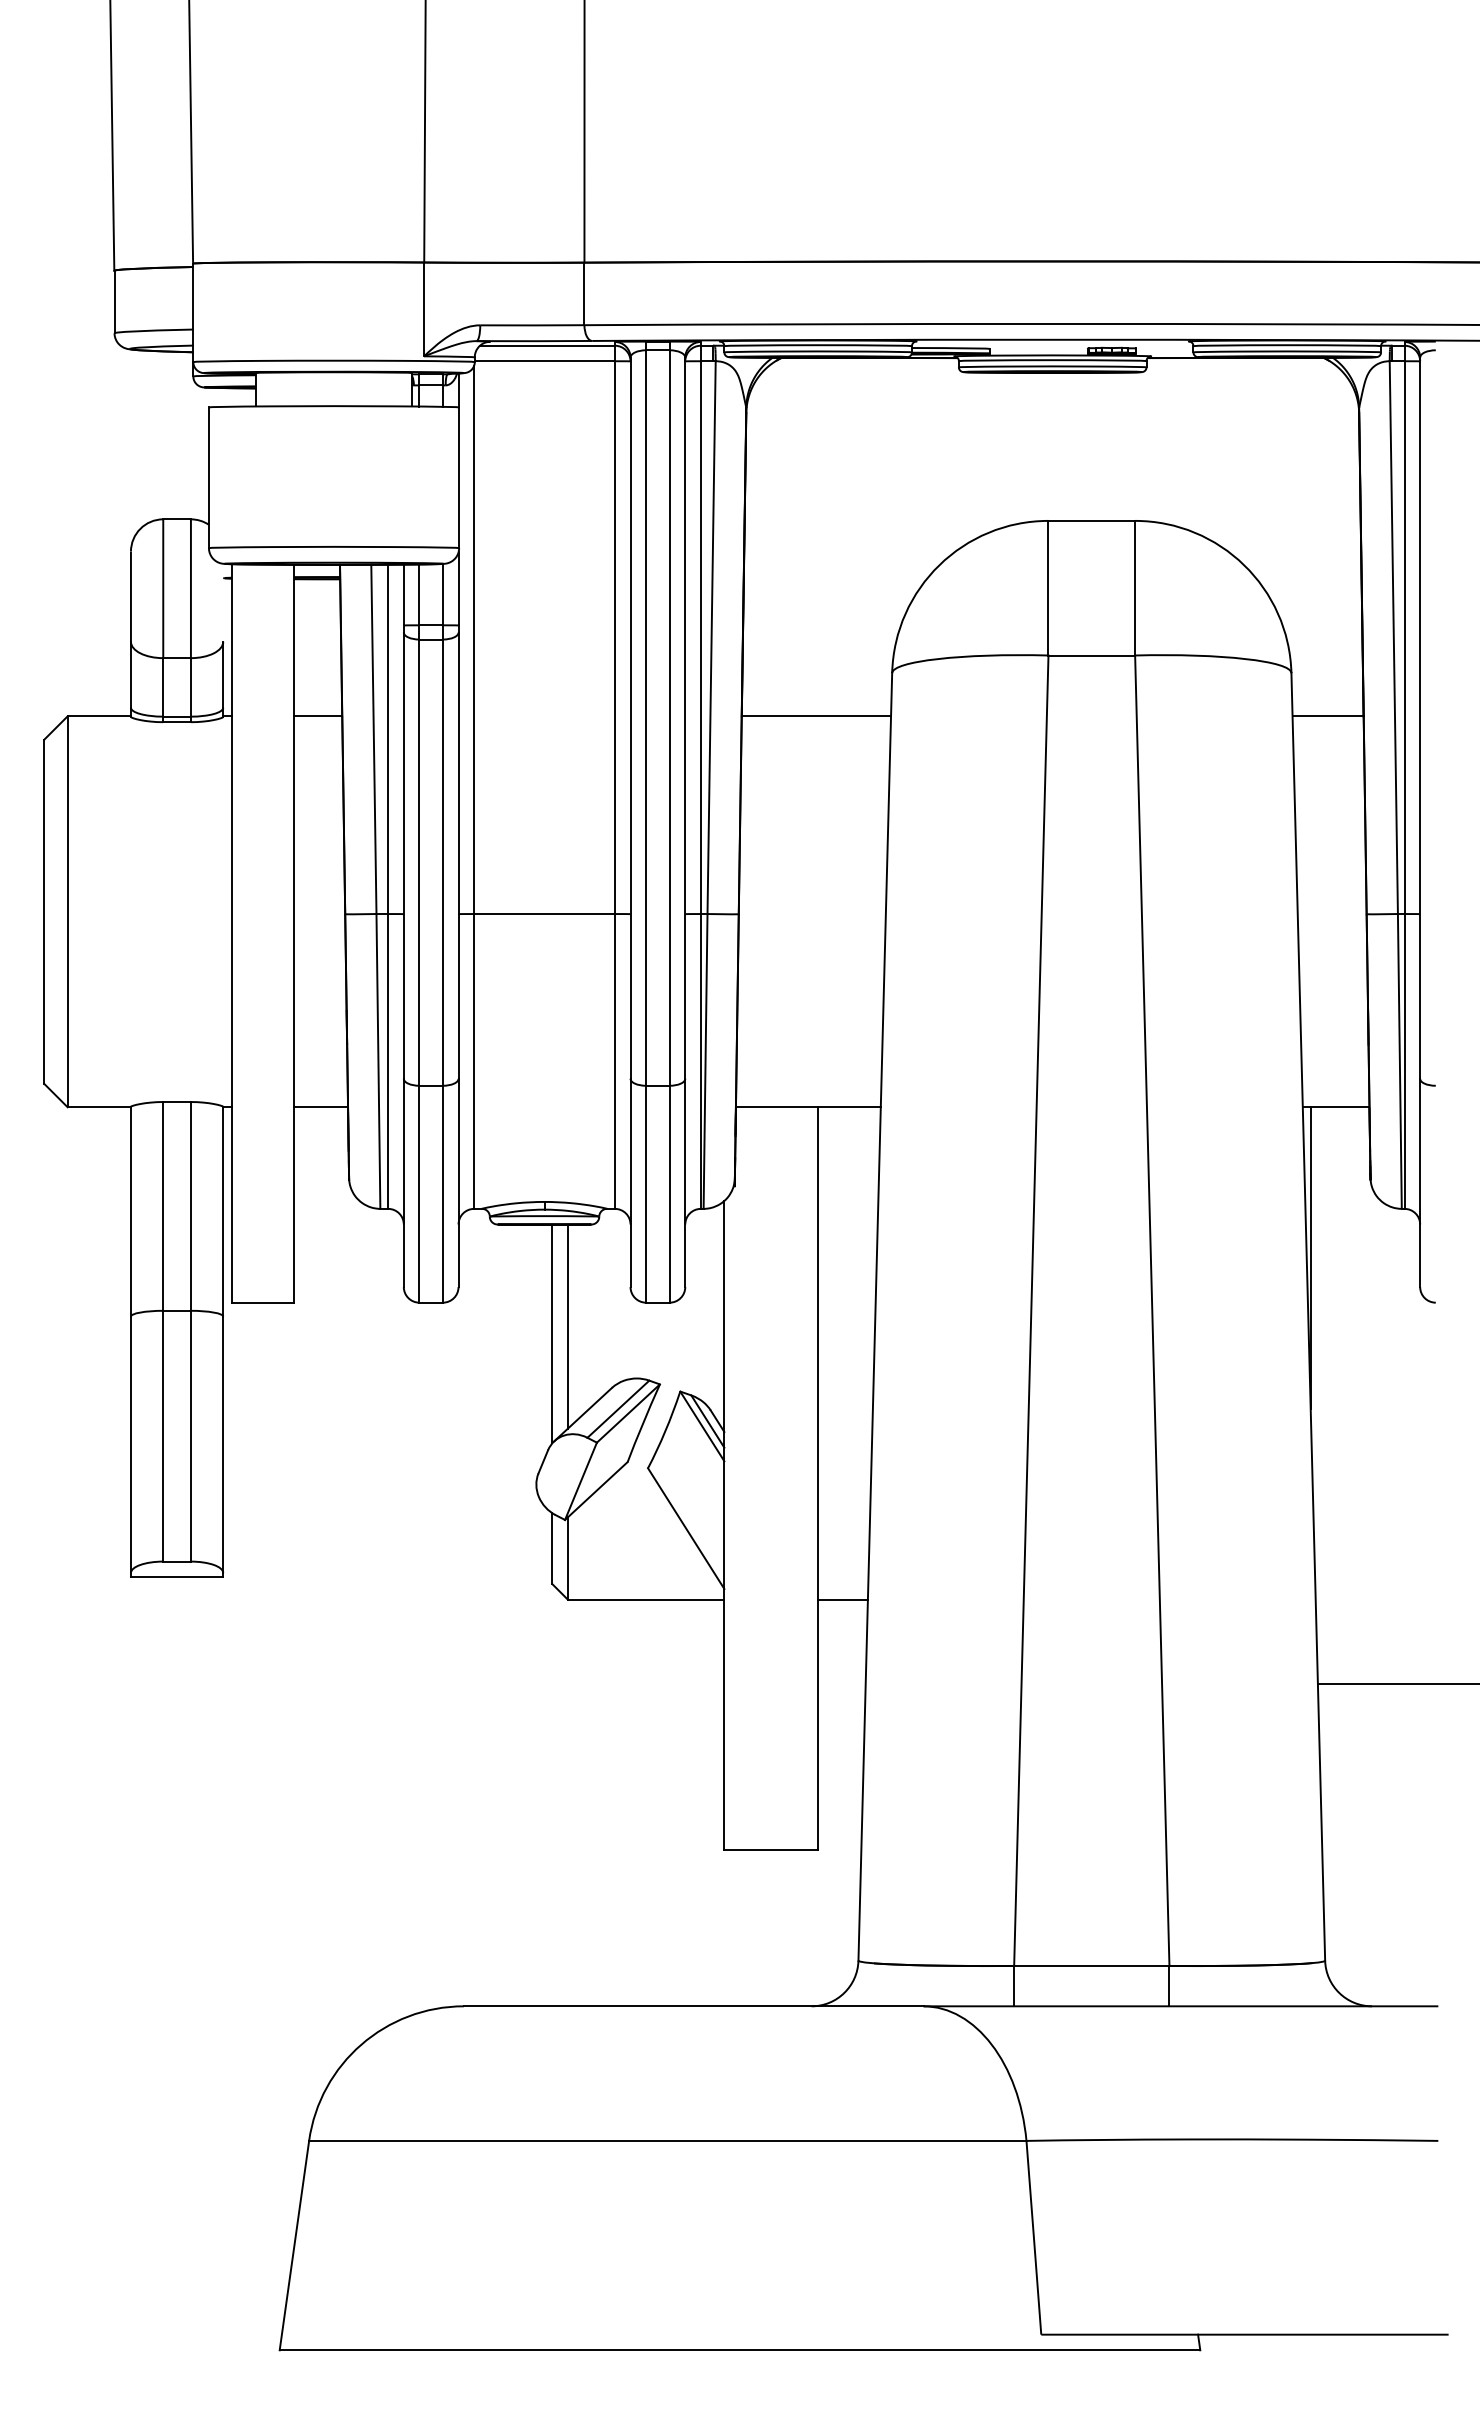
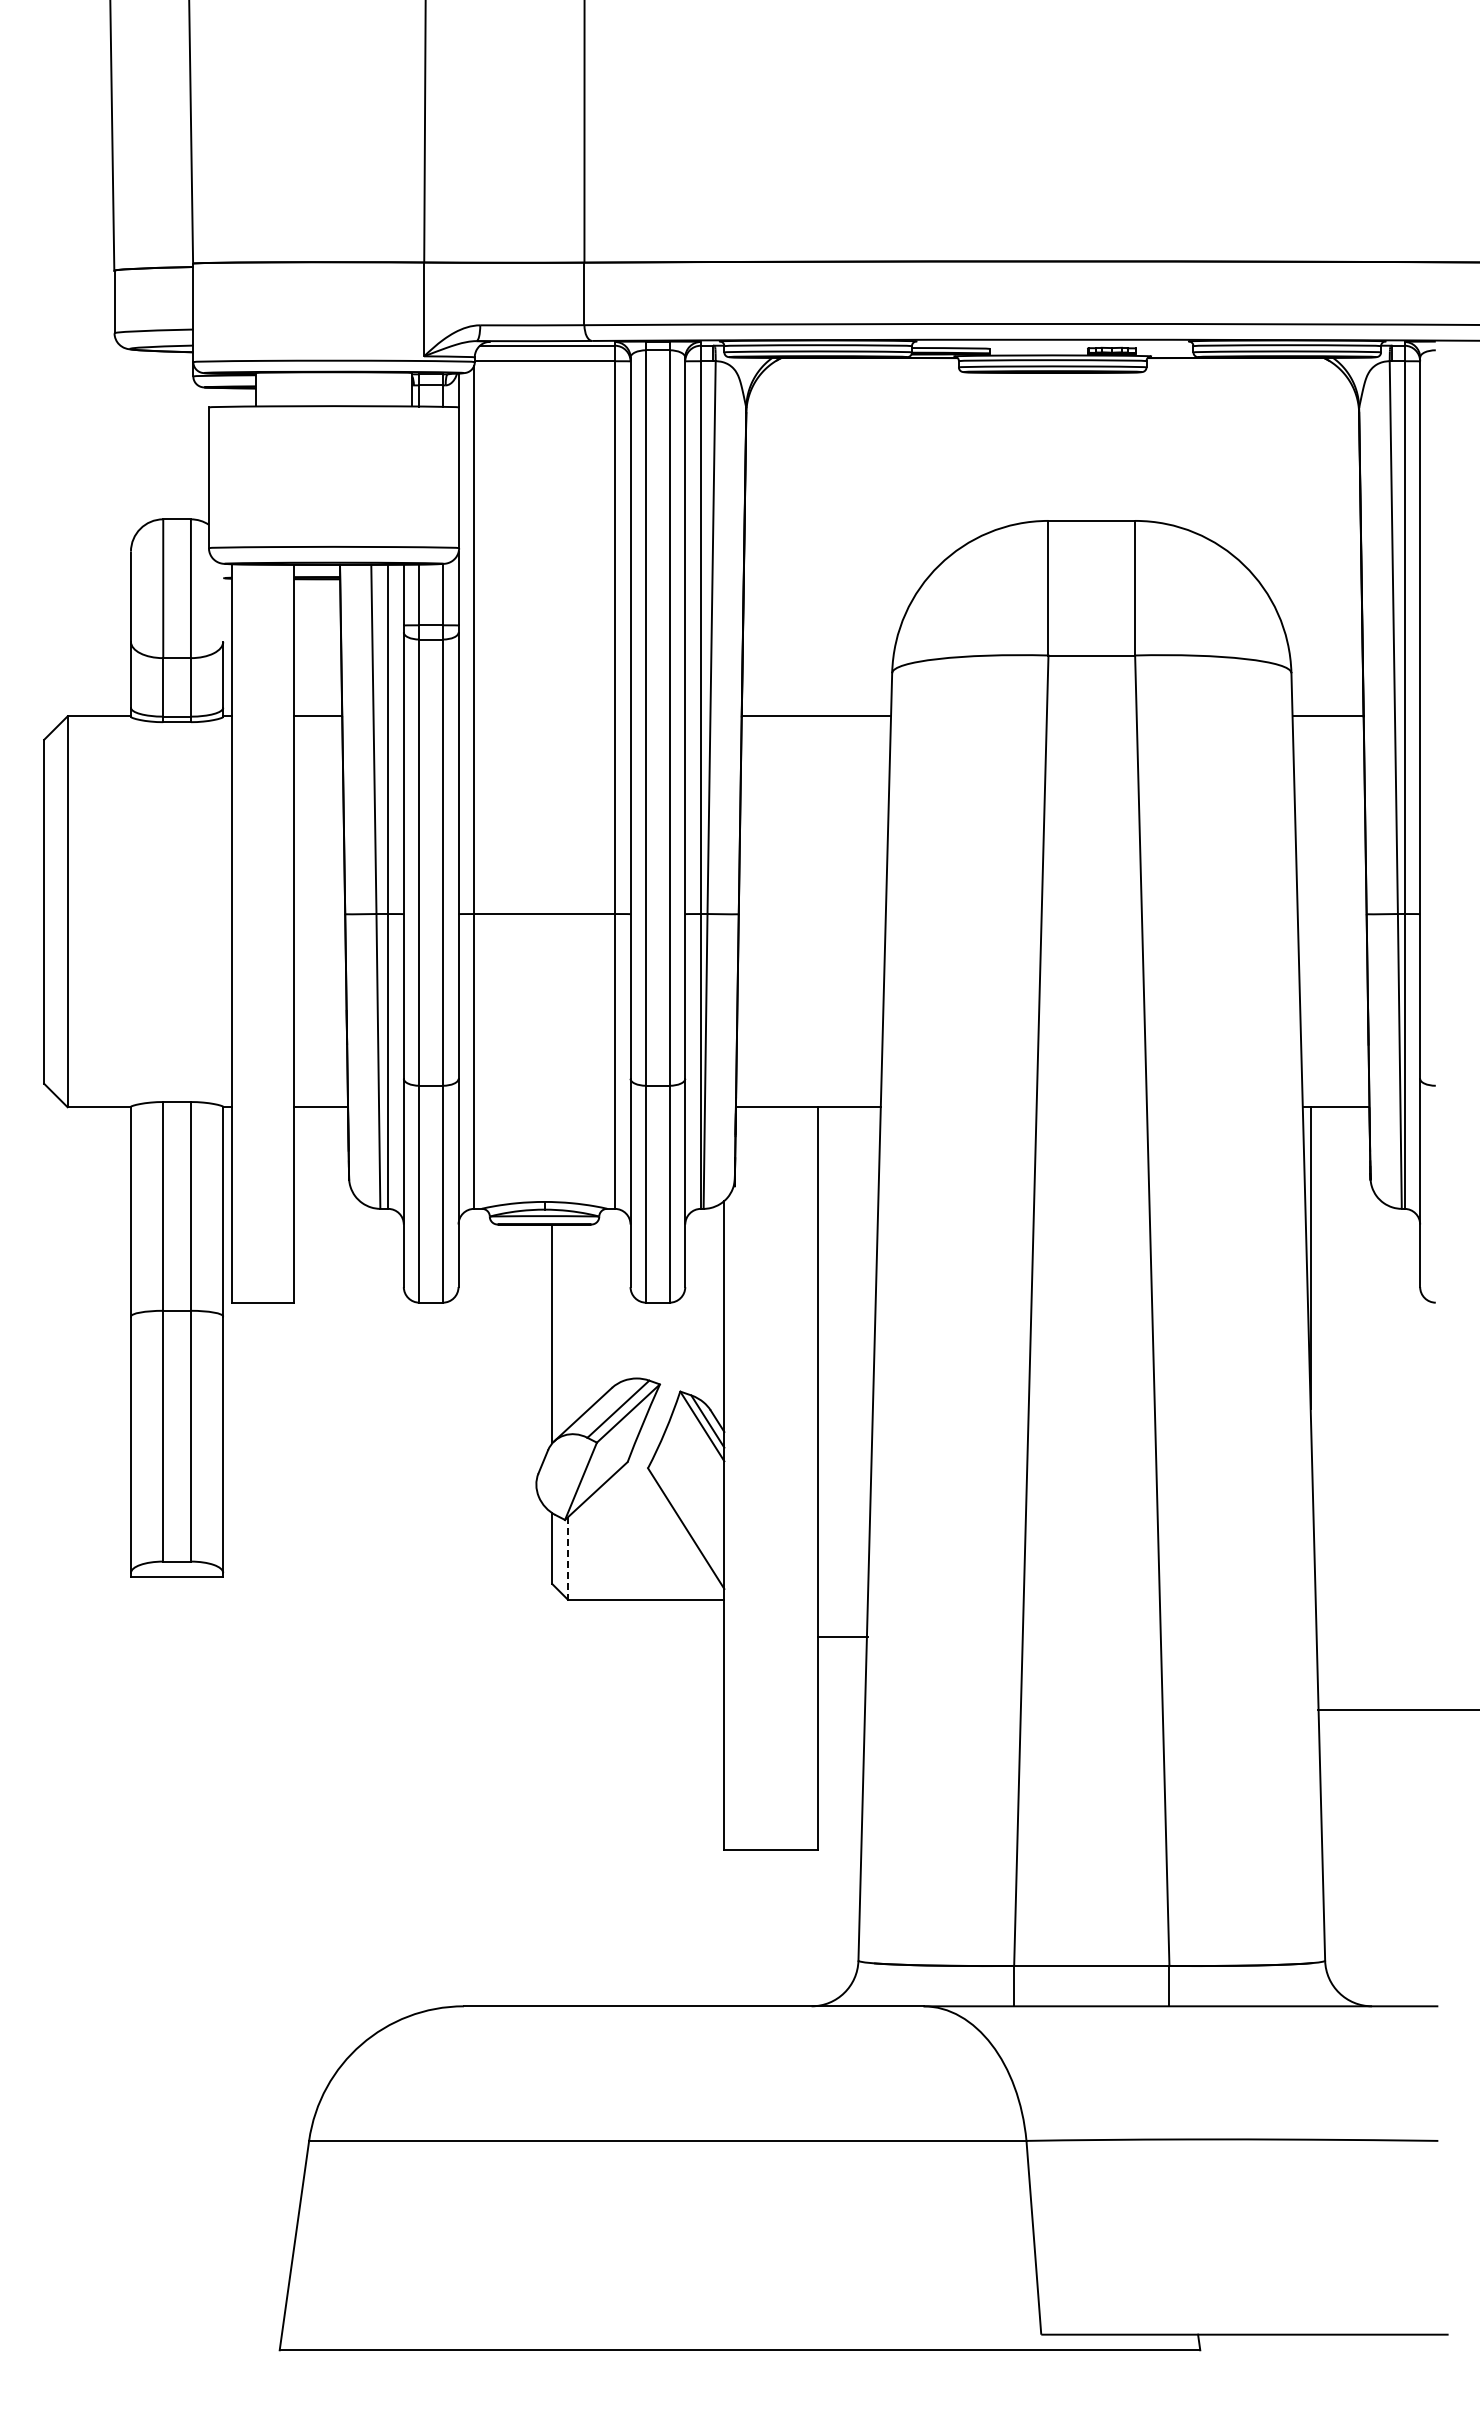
line: present -> none (568, 1326)
line: solid -> dashed (568, 1559)
line position: (842, 1599) -> (842, 1636) (842, 1636)
line position: (1396, 1684) -> (1396, 1710) (1396, 1710)
